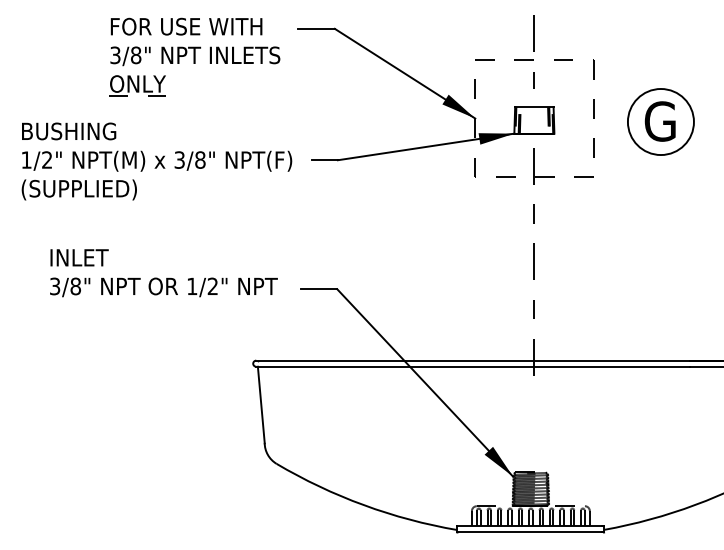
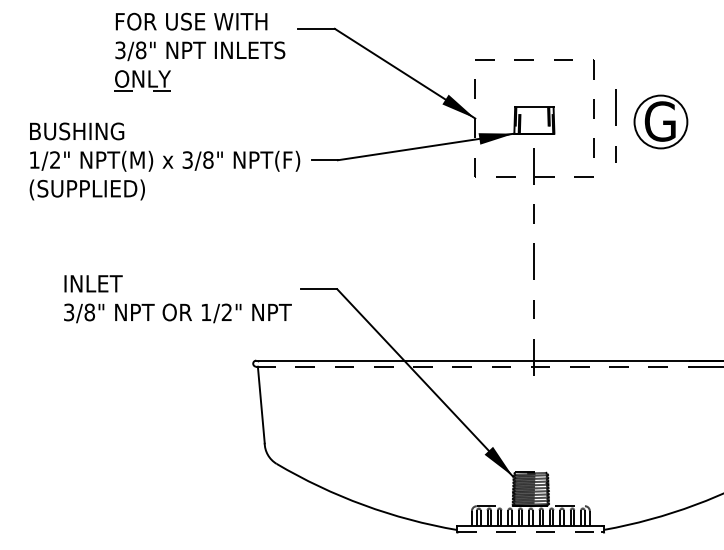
line position: (533, 51) -> (615, 125) (615, 125)
part position: (194, 56) -> (199, 51) (199, 51)
circle diameter: 66 px -> 53 px (660, 121)
text position: (156, 161) -> (164, 161) (164, 161)
text position: (163, 273) -> (177, 299) (177, 299)
line: solid -> dashed (473, 366)
line: solid -> dashed (529, 531)
